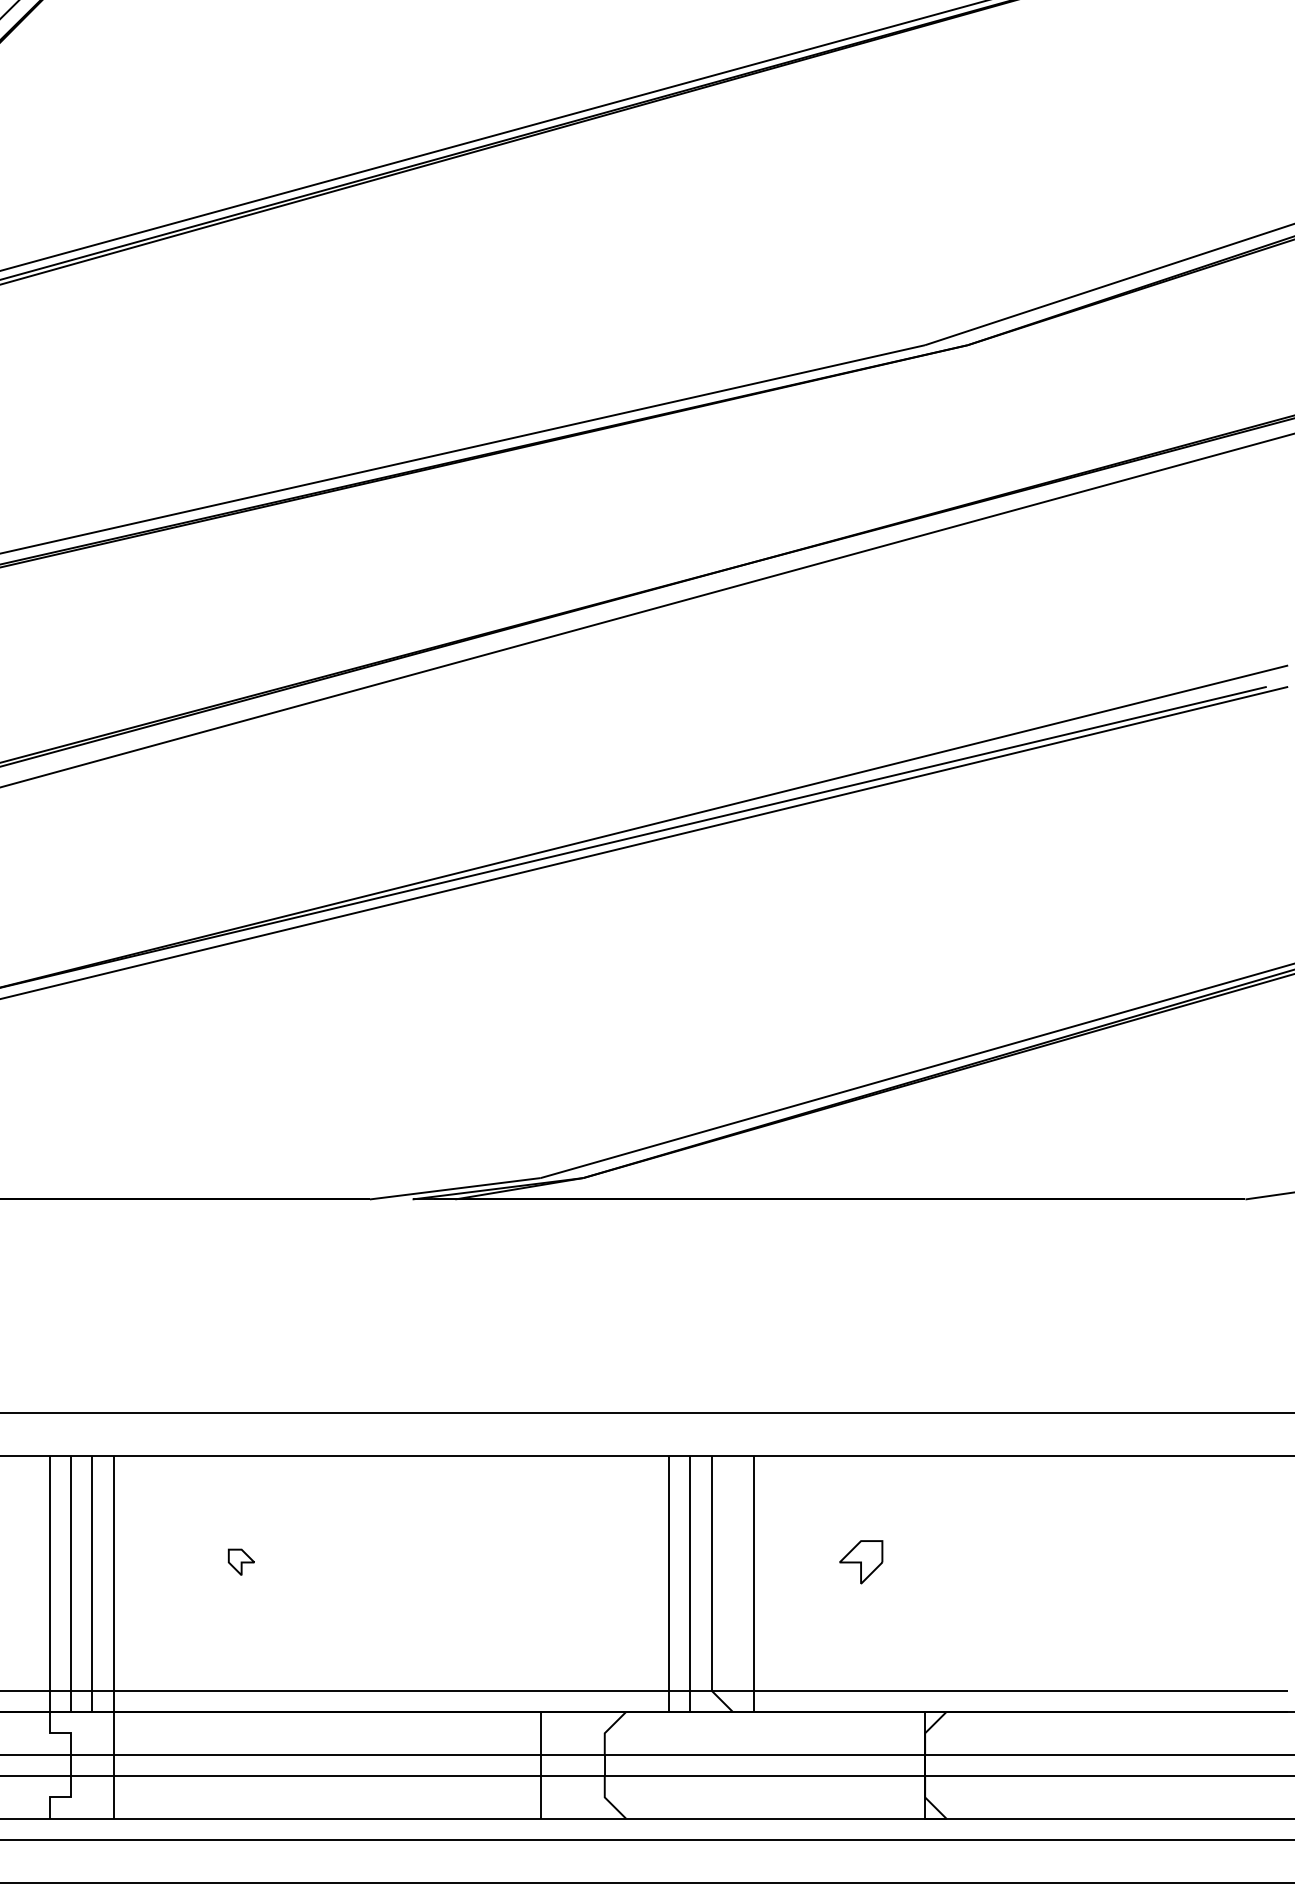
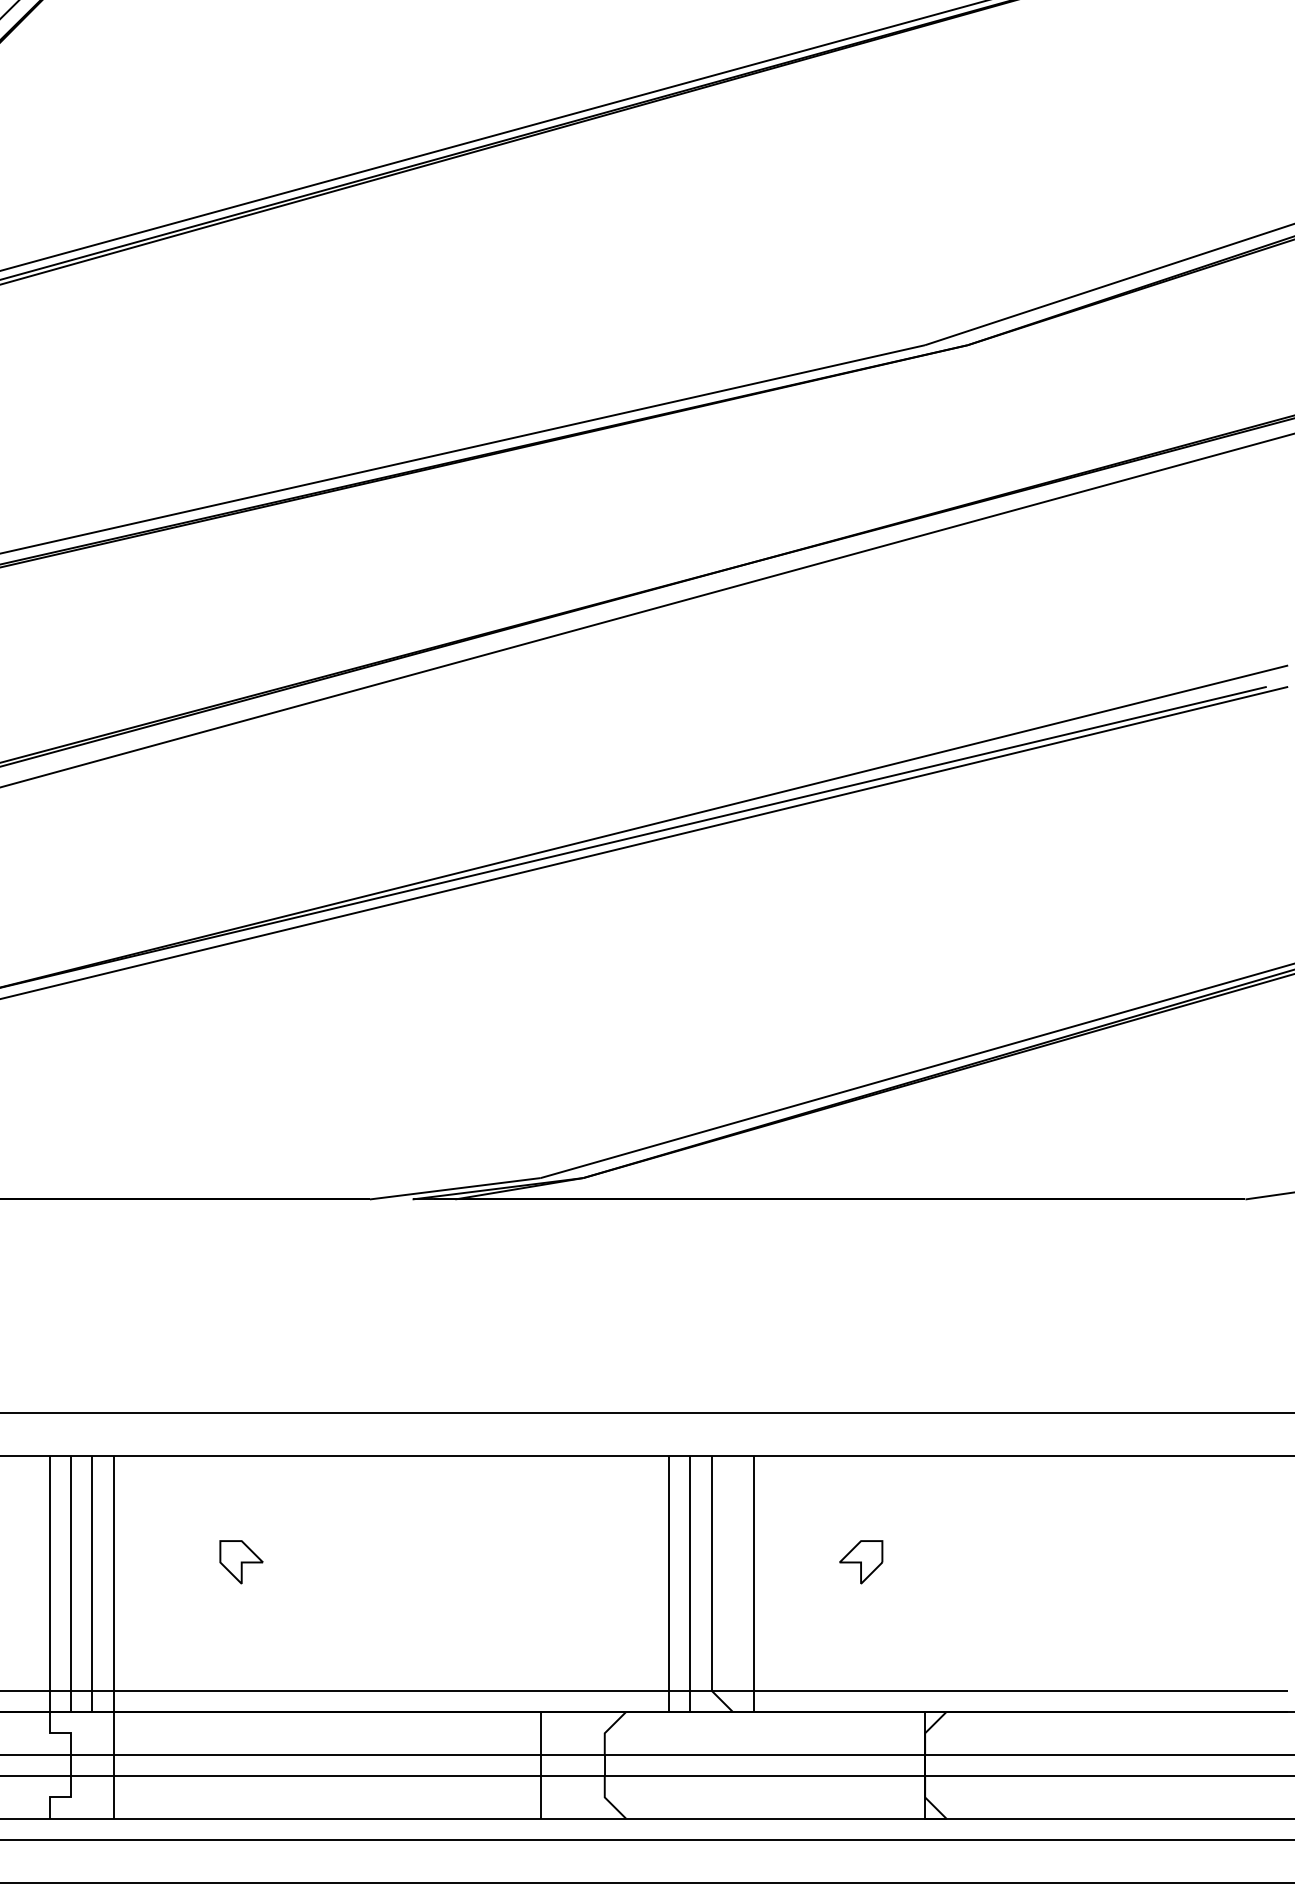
part size: 28x28 px -> 45x45 px (241, 1562)
